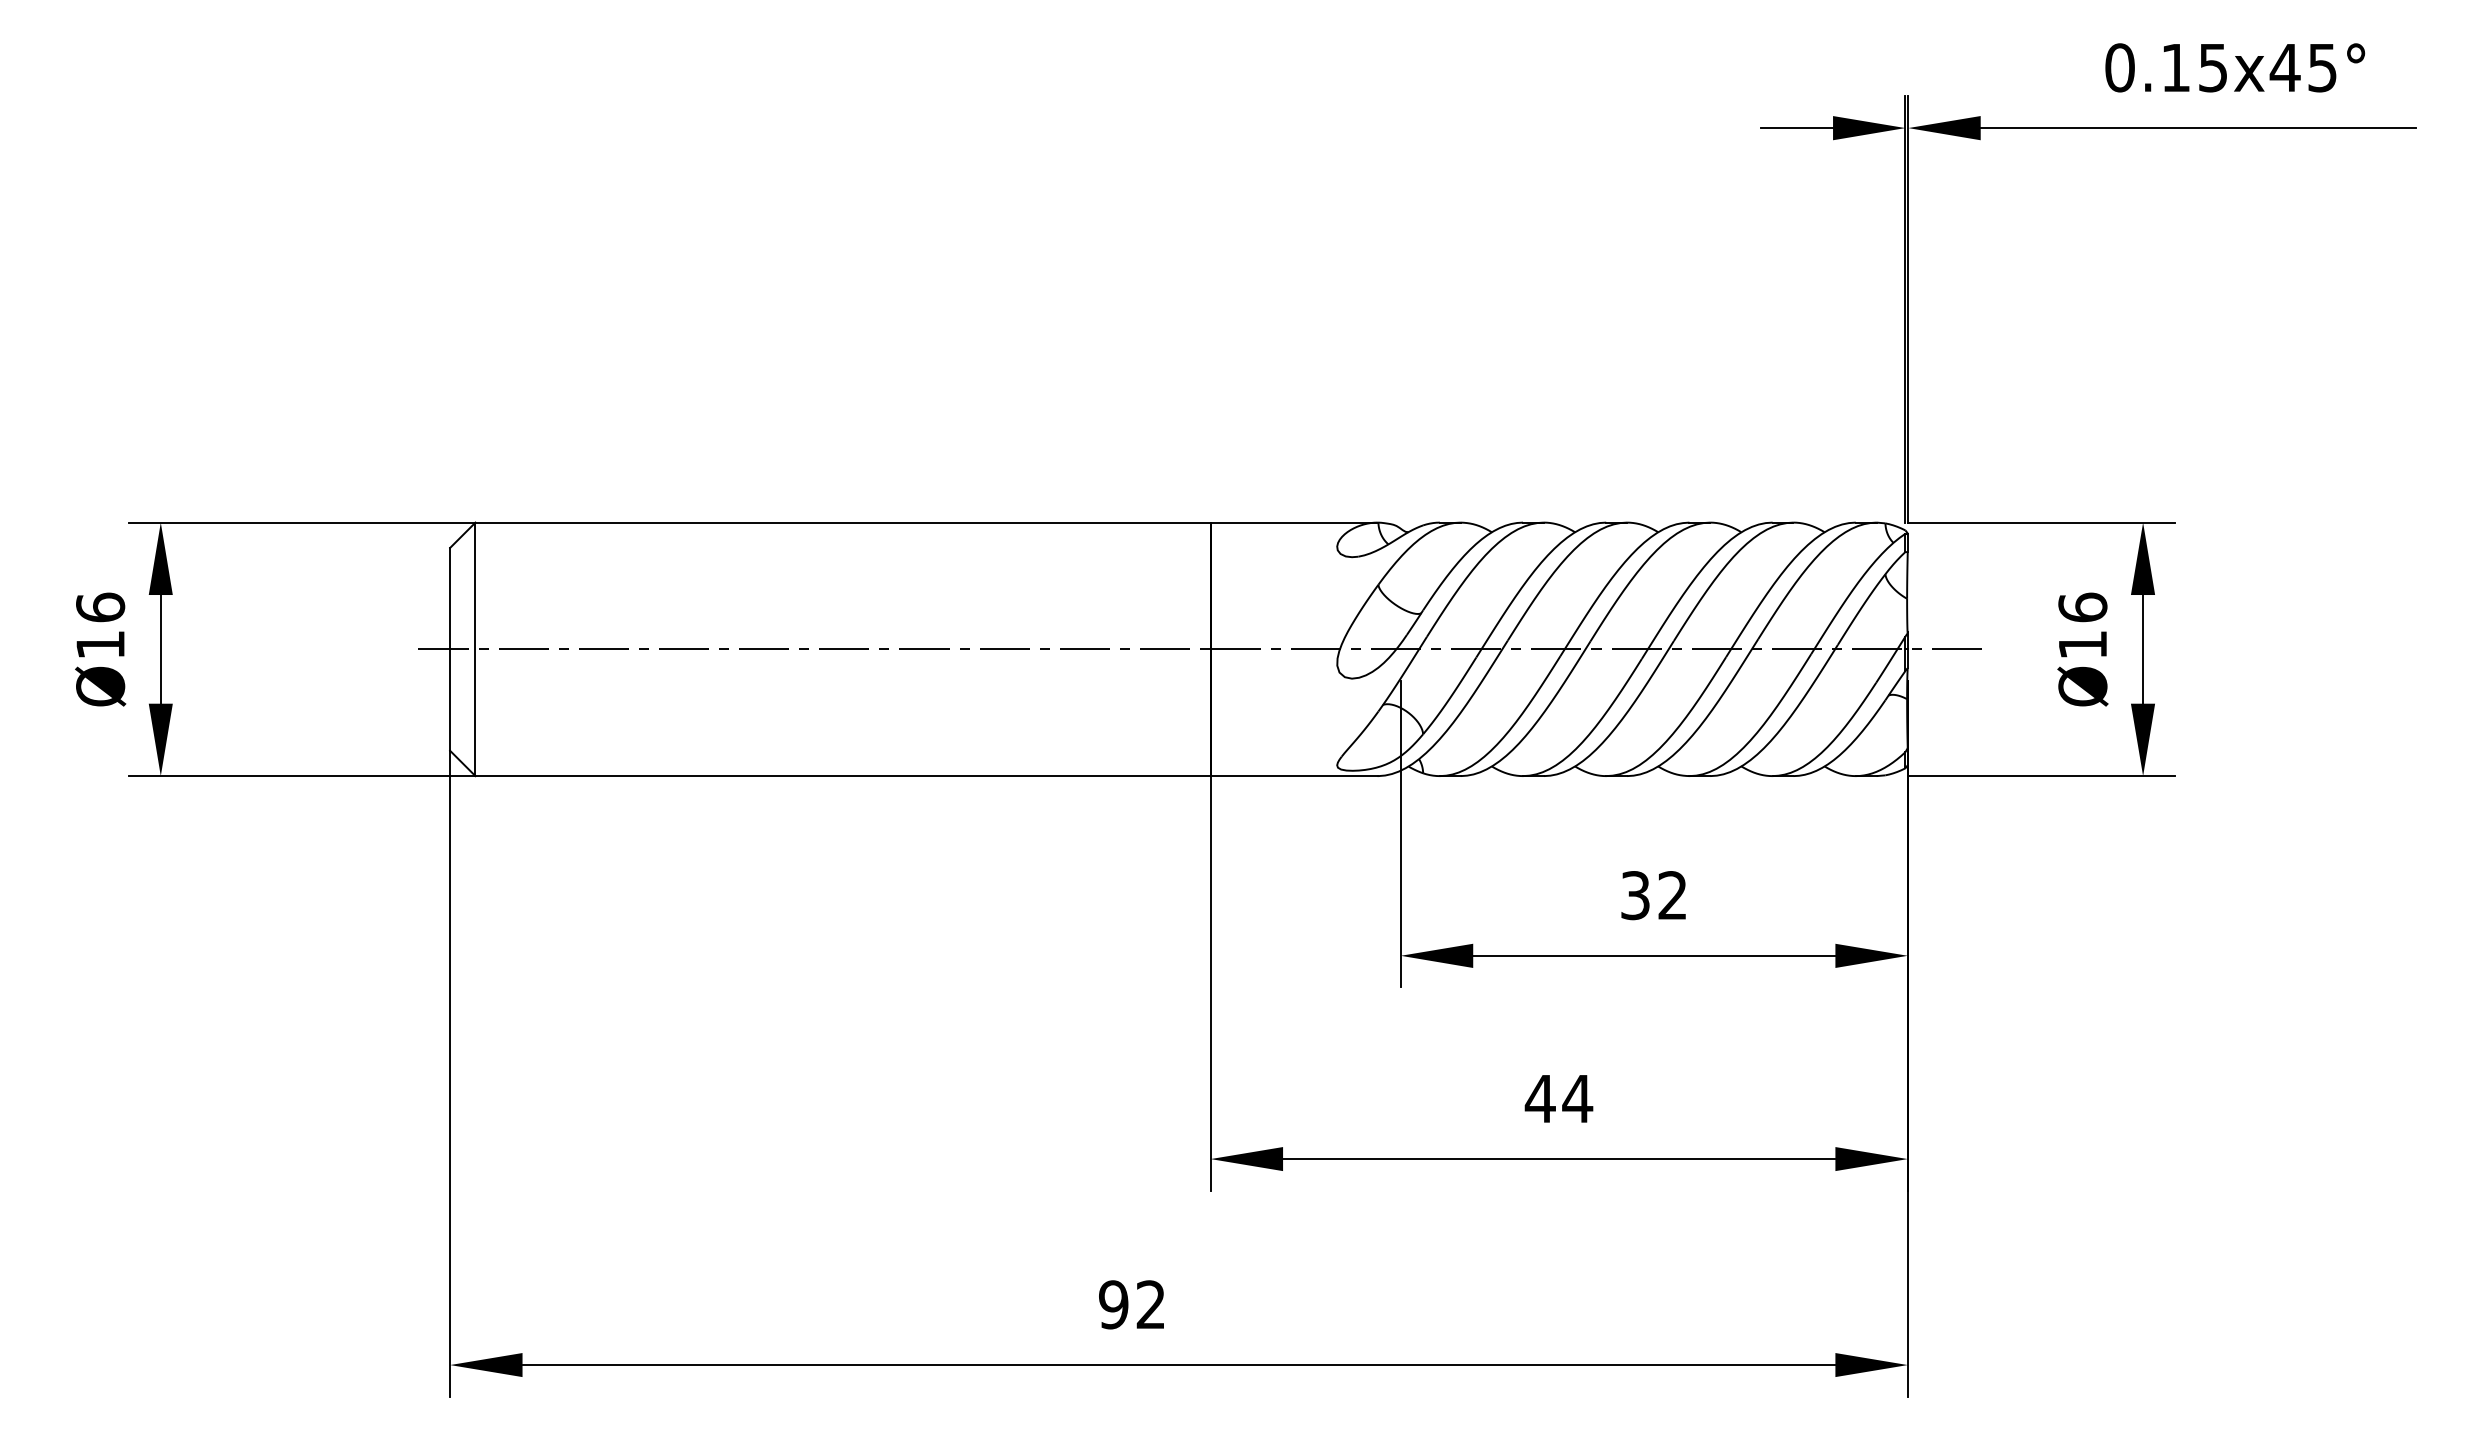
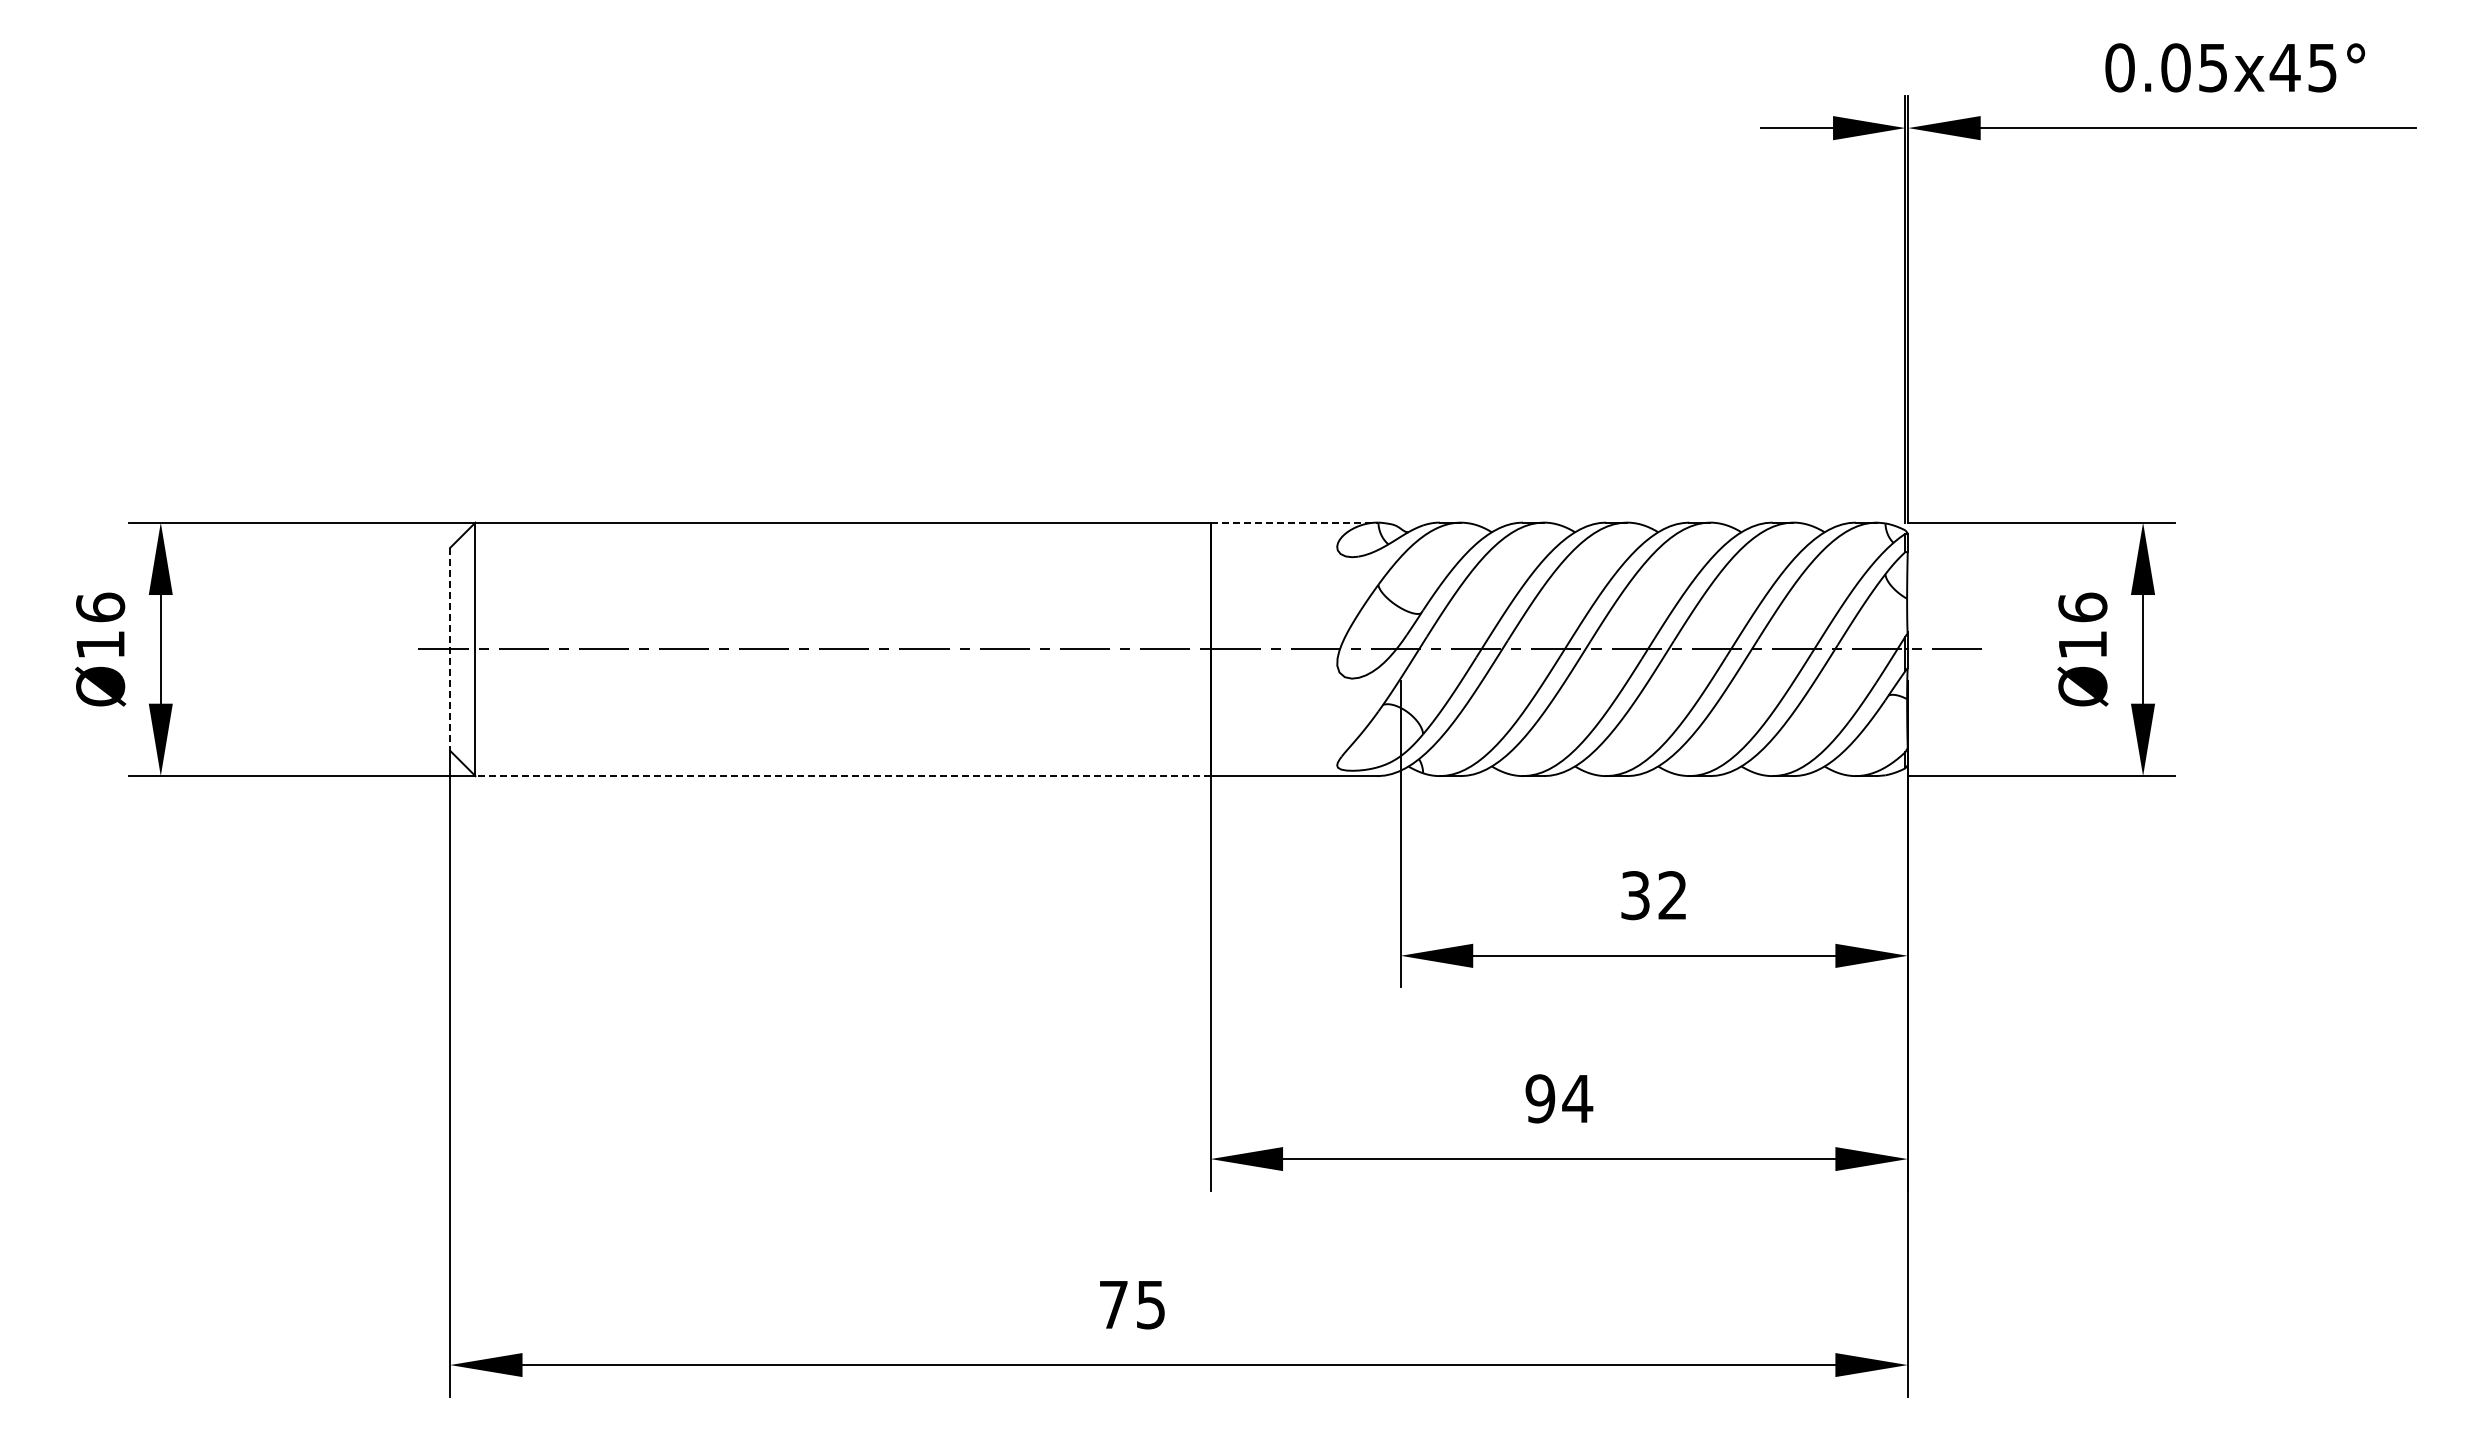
text: 0.15x45° -> 0.05x45° (2175, 67)
line: solid -> dashed (1294, 522)
line: solid -> dashed (450, 649)
line: solid -> dashed (843, 776)
text: 44 -> 94 (1539, 1098)
text: 92 -> 75 (1131, 1304)
